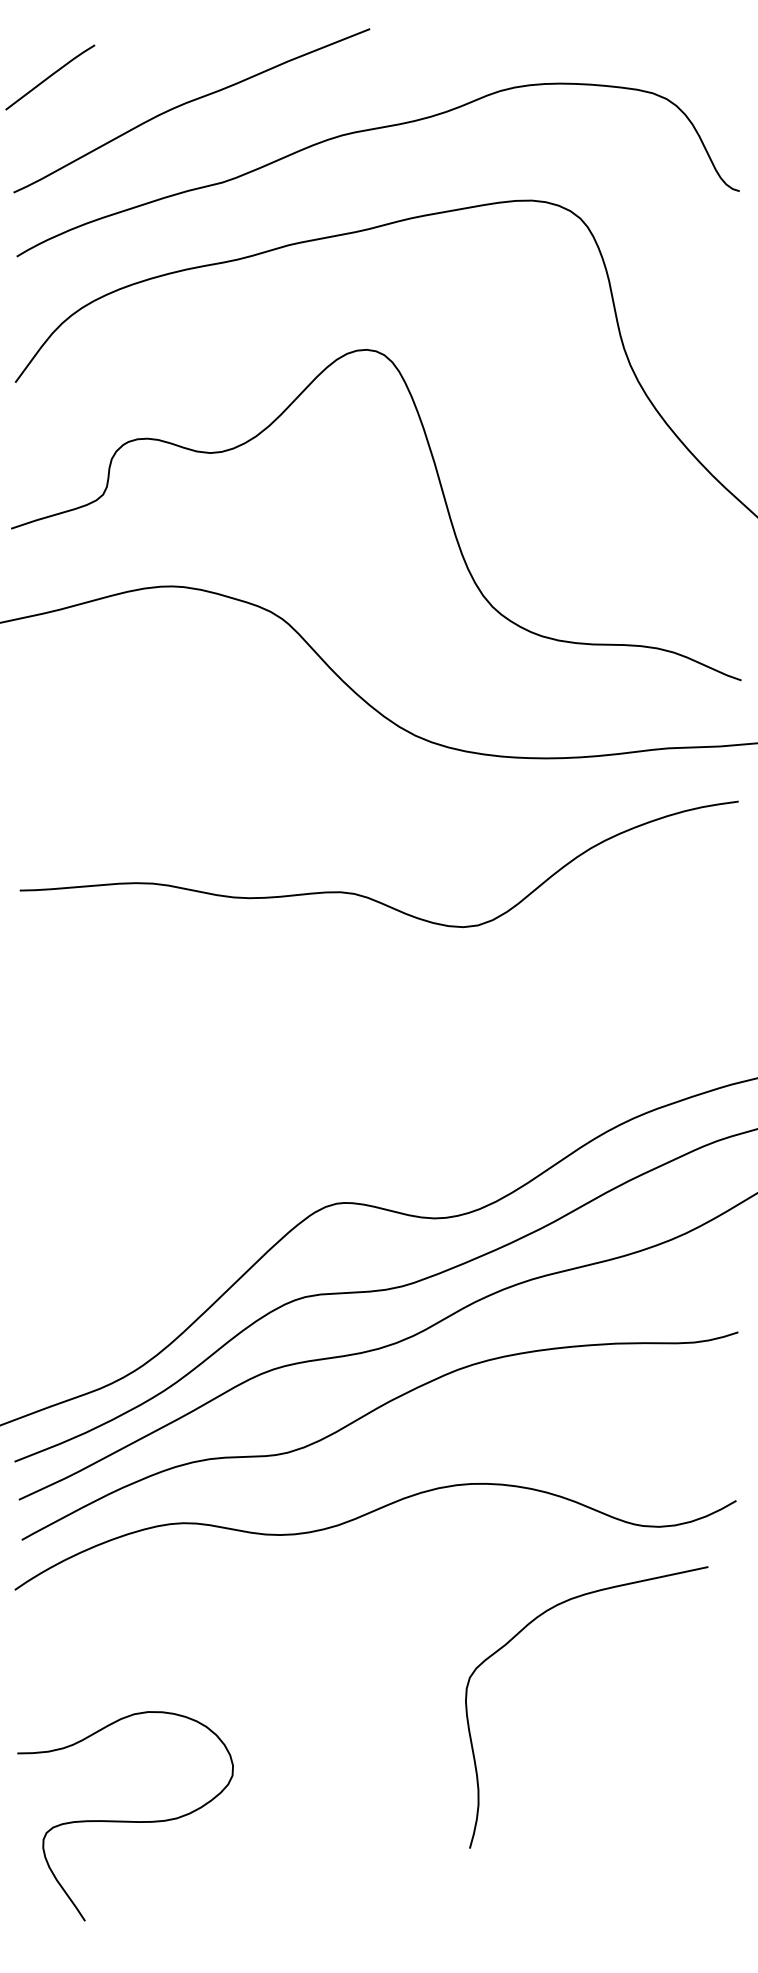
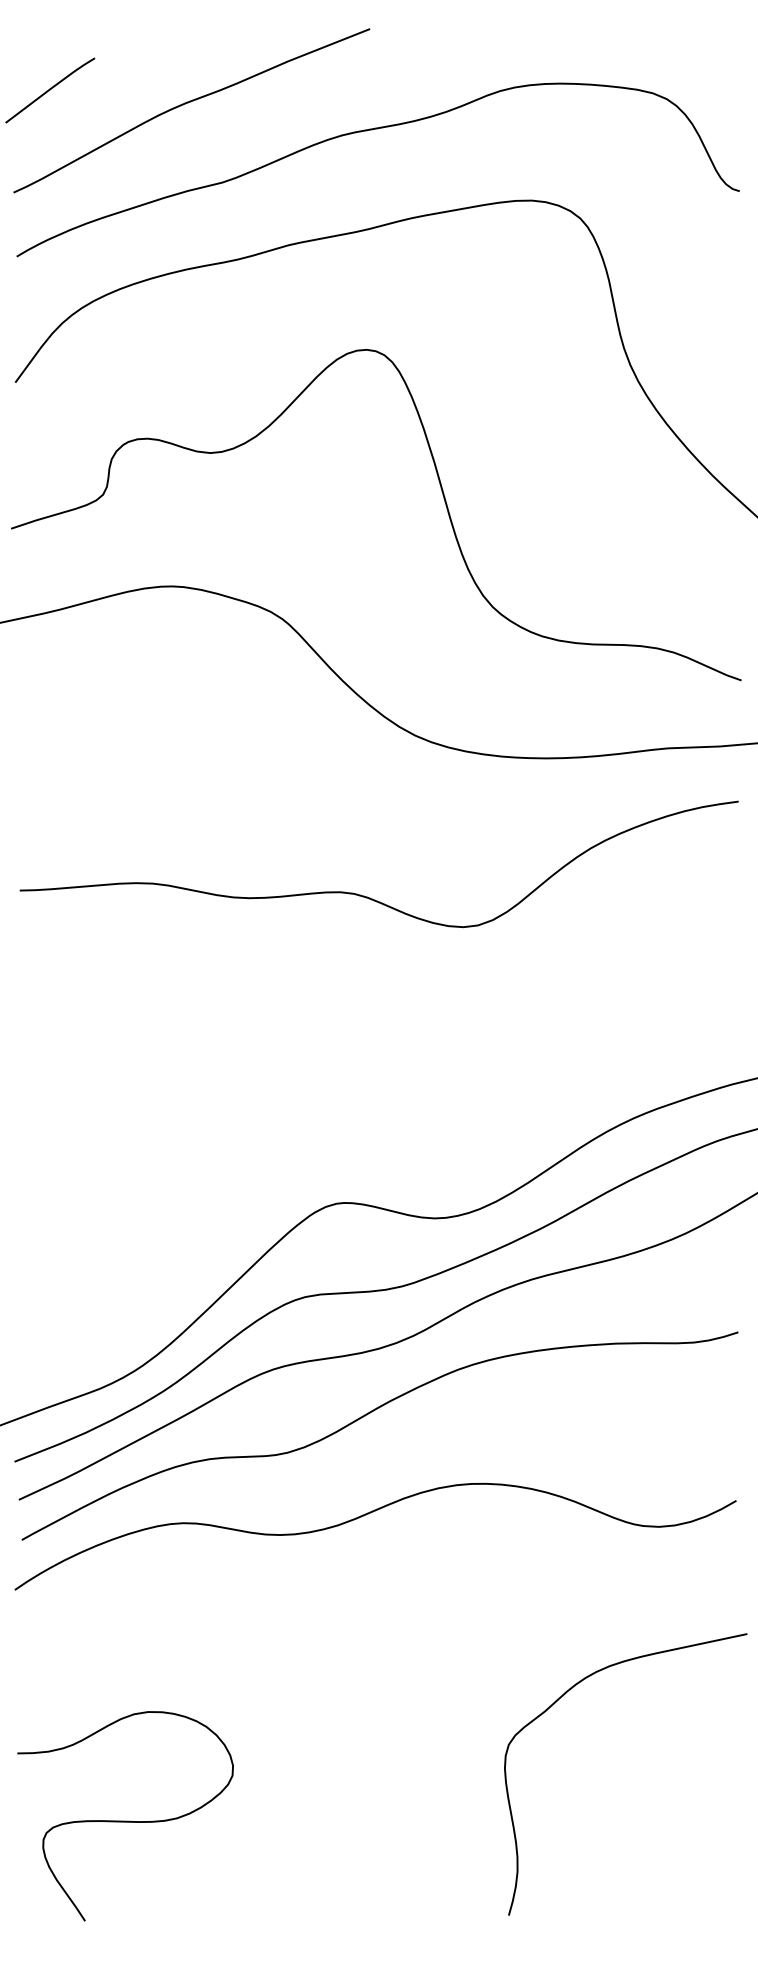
line position: (50, 77) -> (50, 90) (50, 90)
curve position: (524, 1629) -> (563, 1696) (563, 1696)
